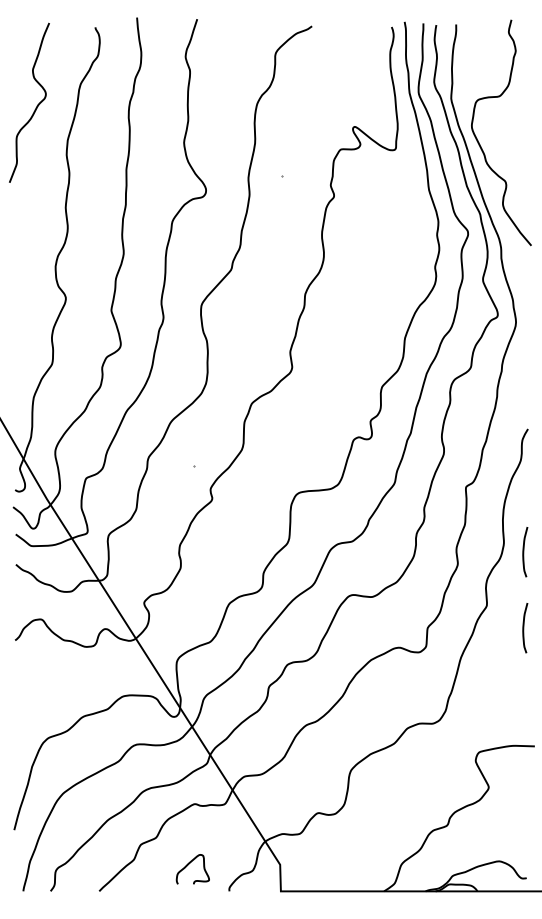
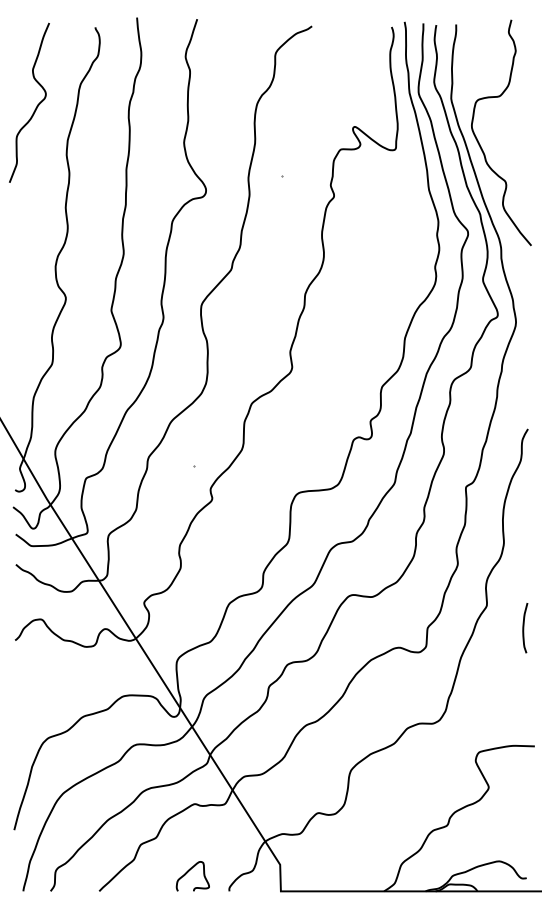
curve: present -> none (524, 552)
curve position: (188, 865) -> (188, 872) (188, 872)
